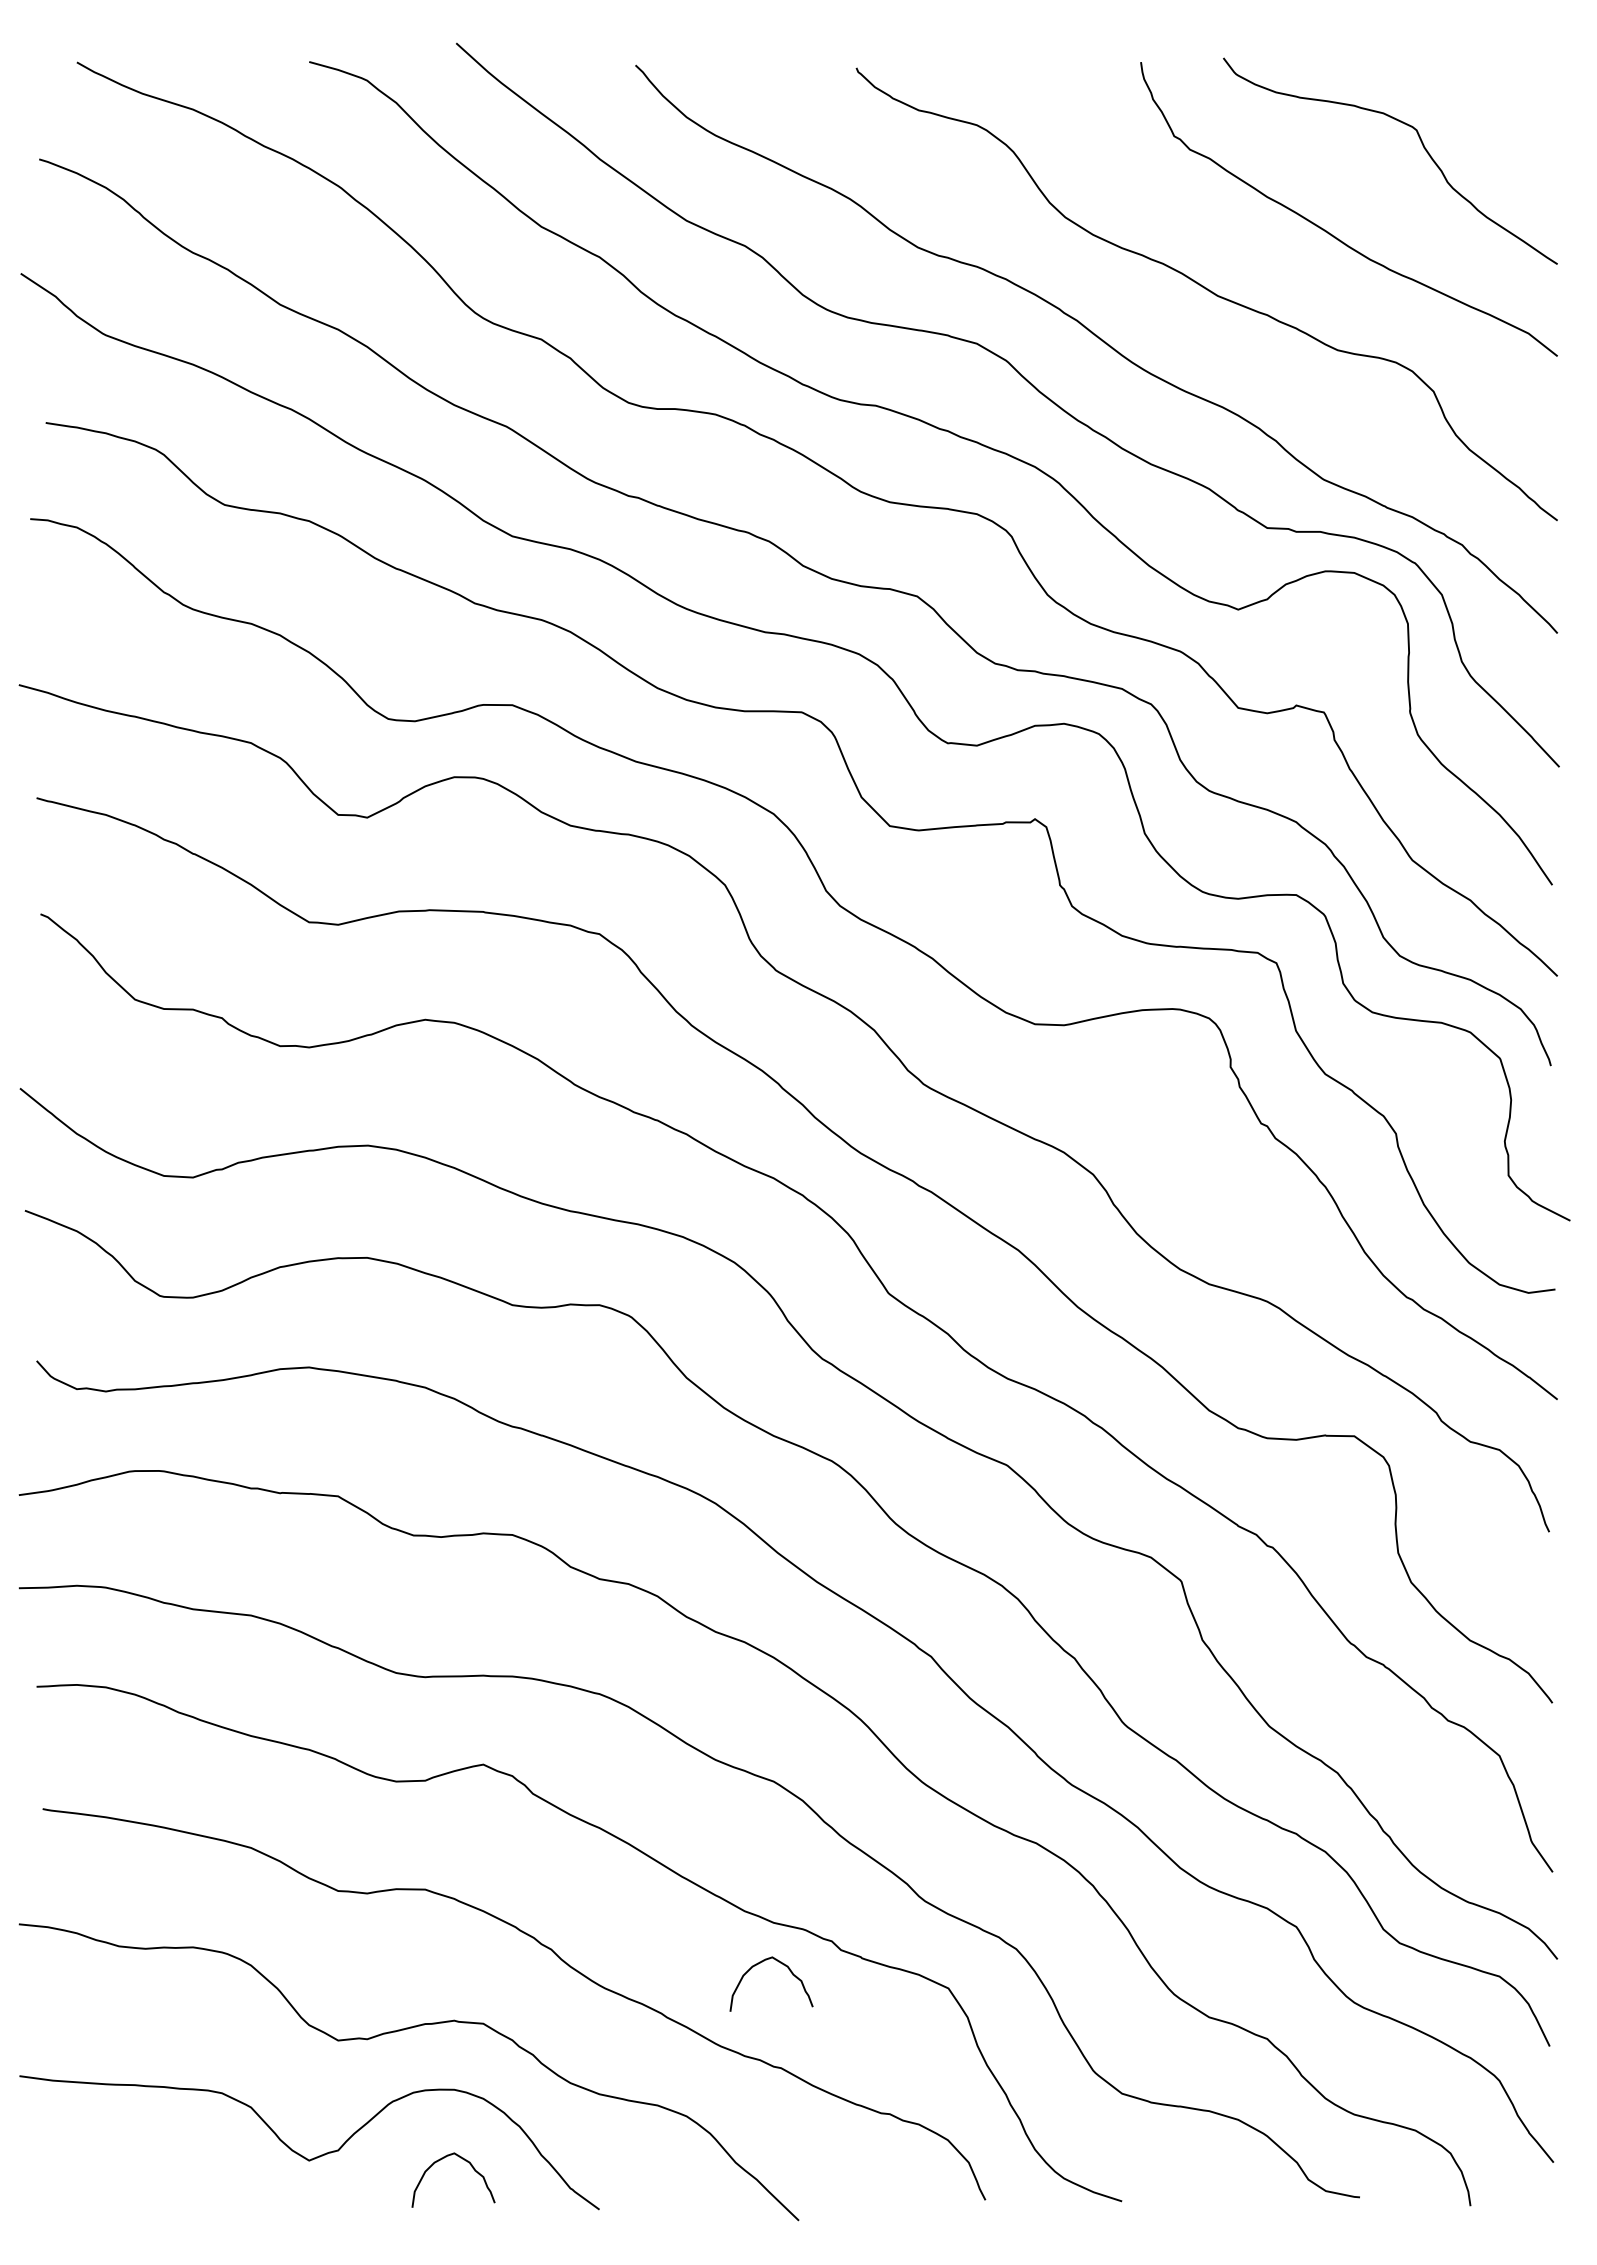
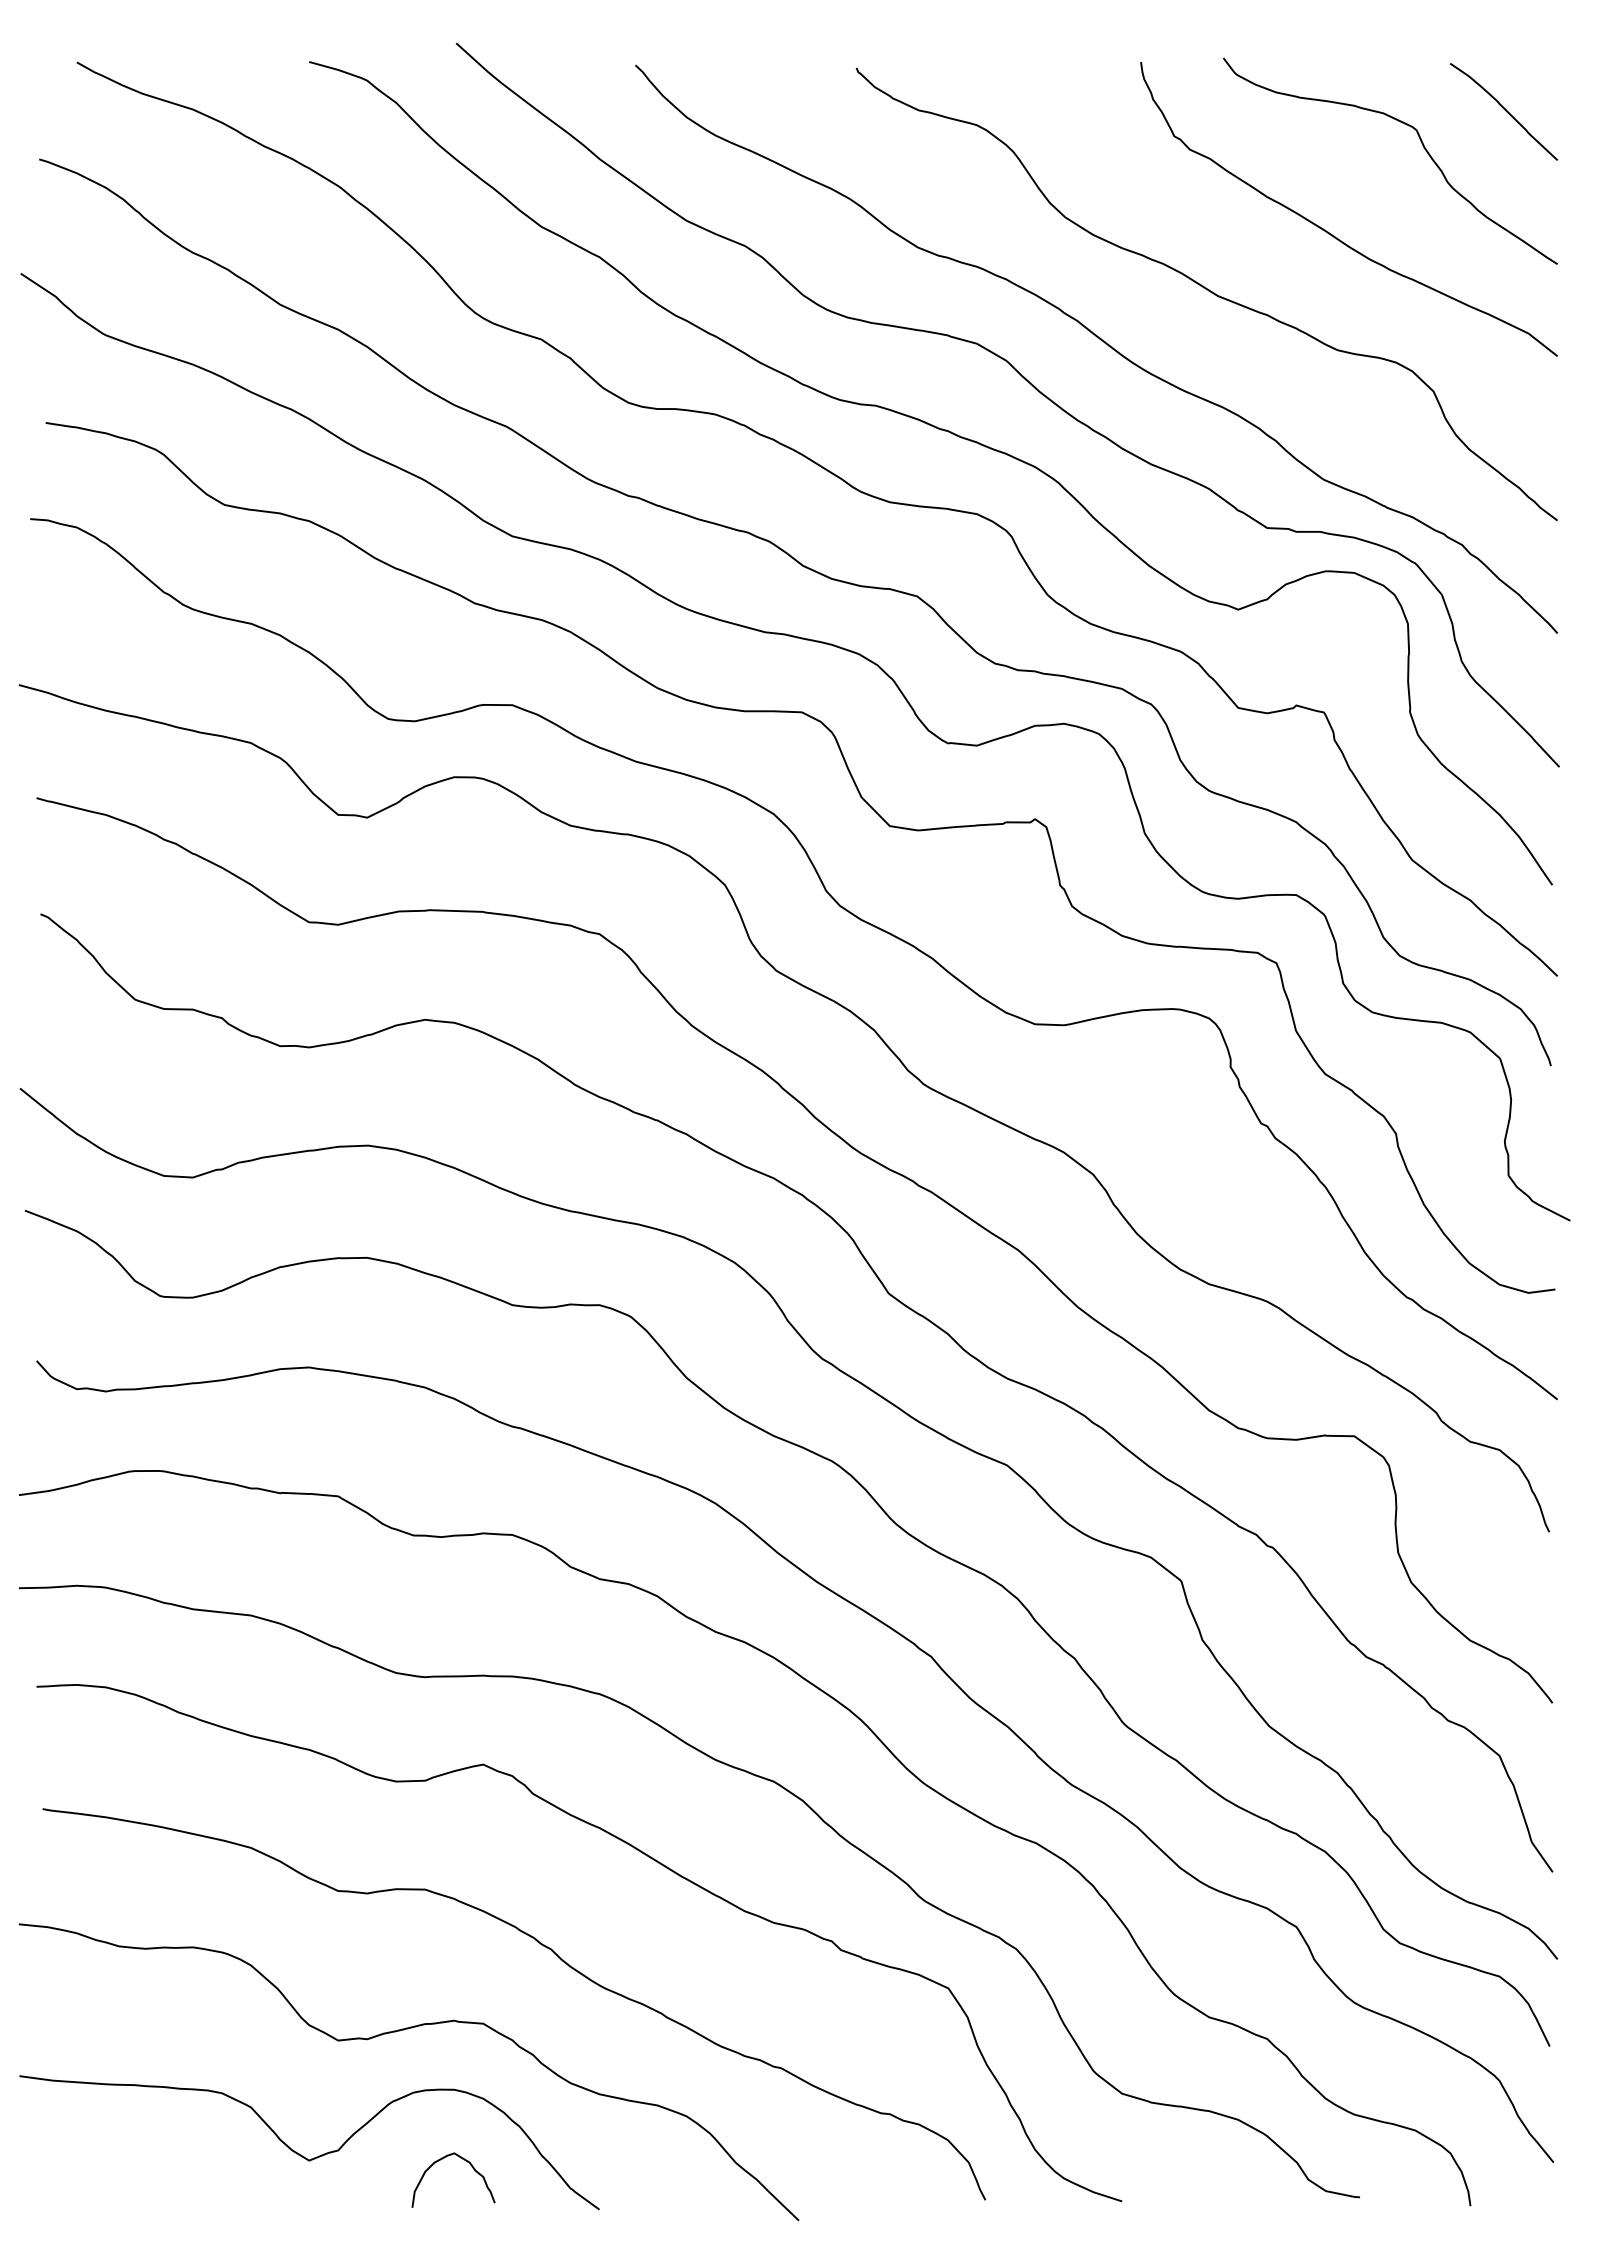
curve: none -> present (1504, 110)
curve: present -> none (783, 1965)
